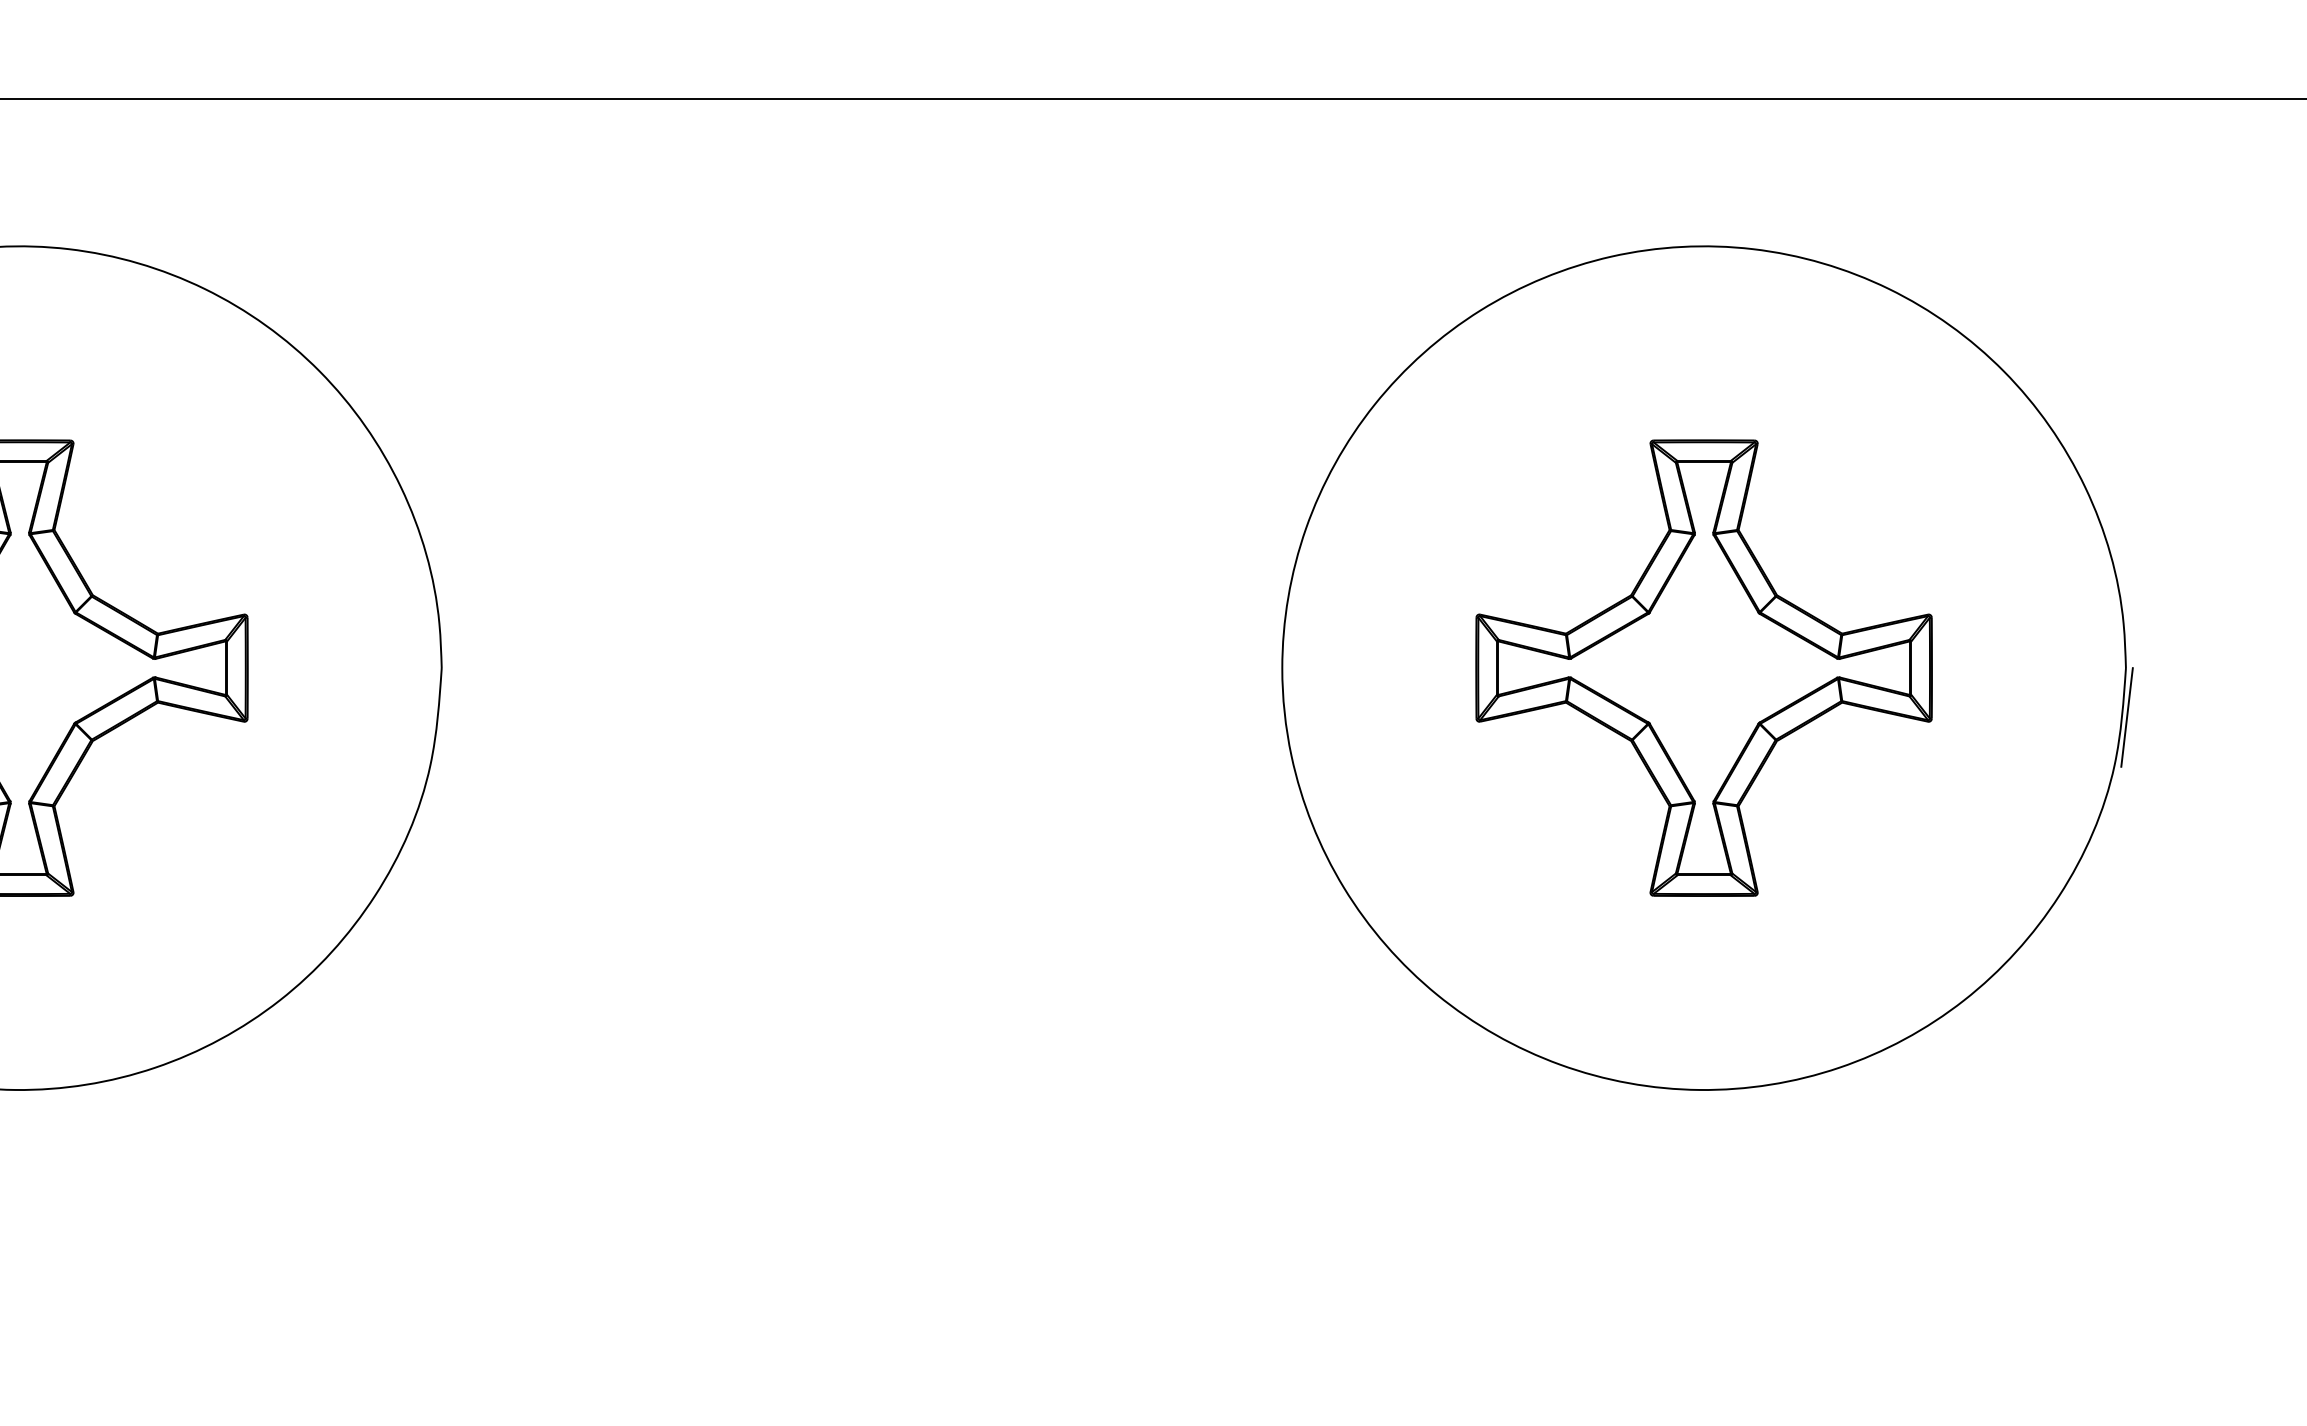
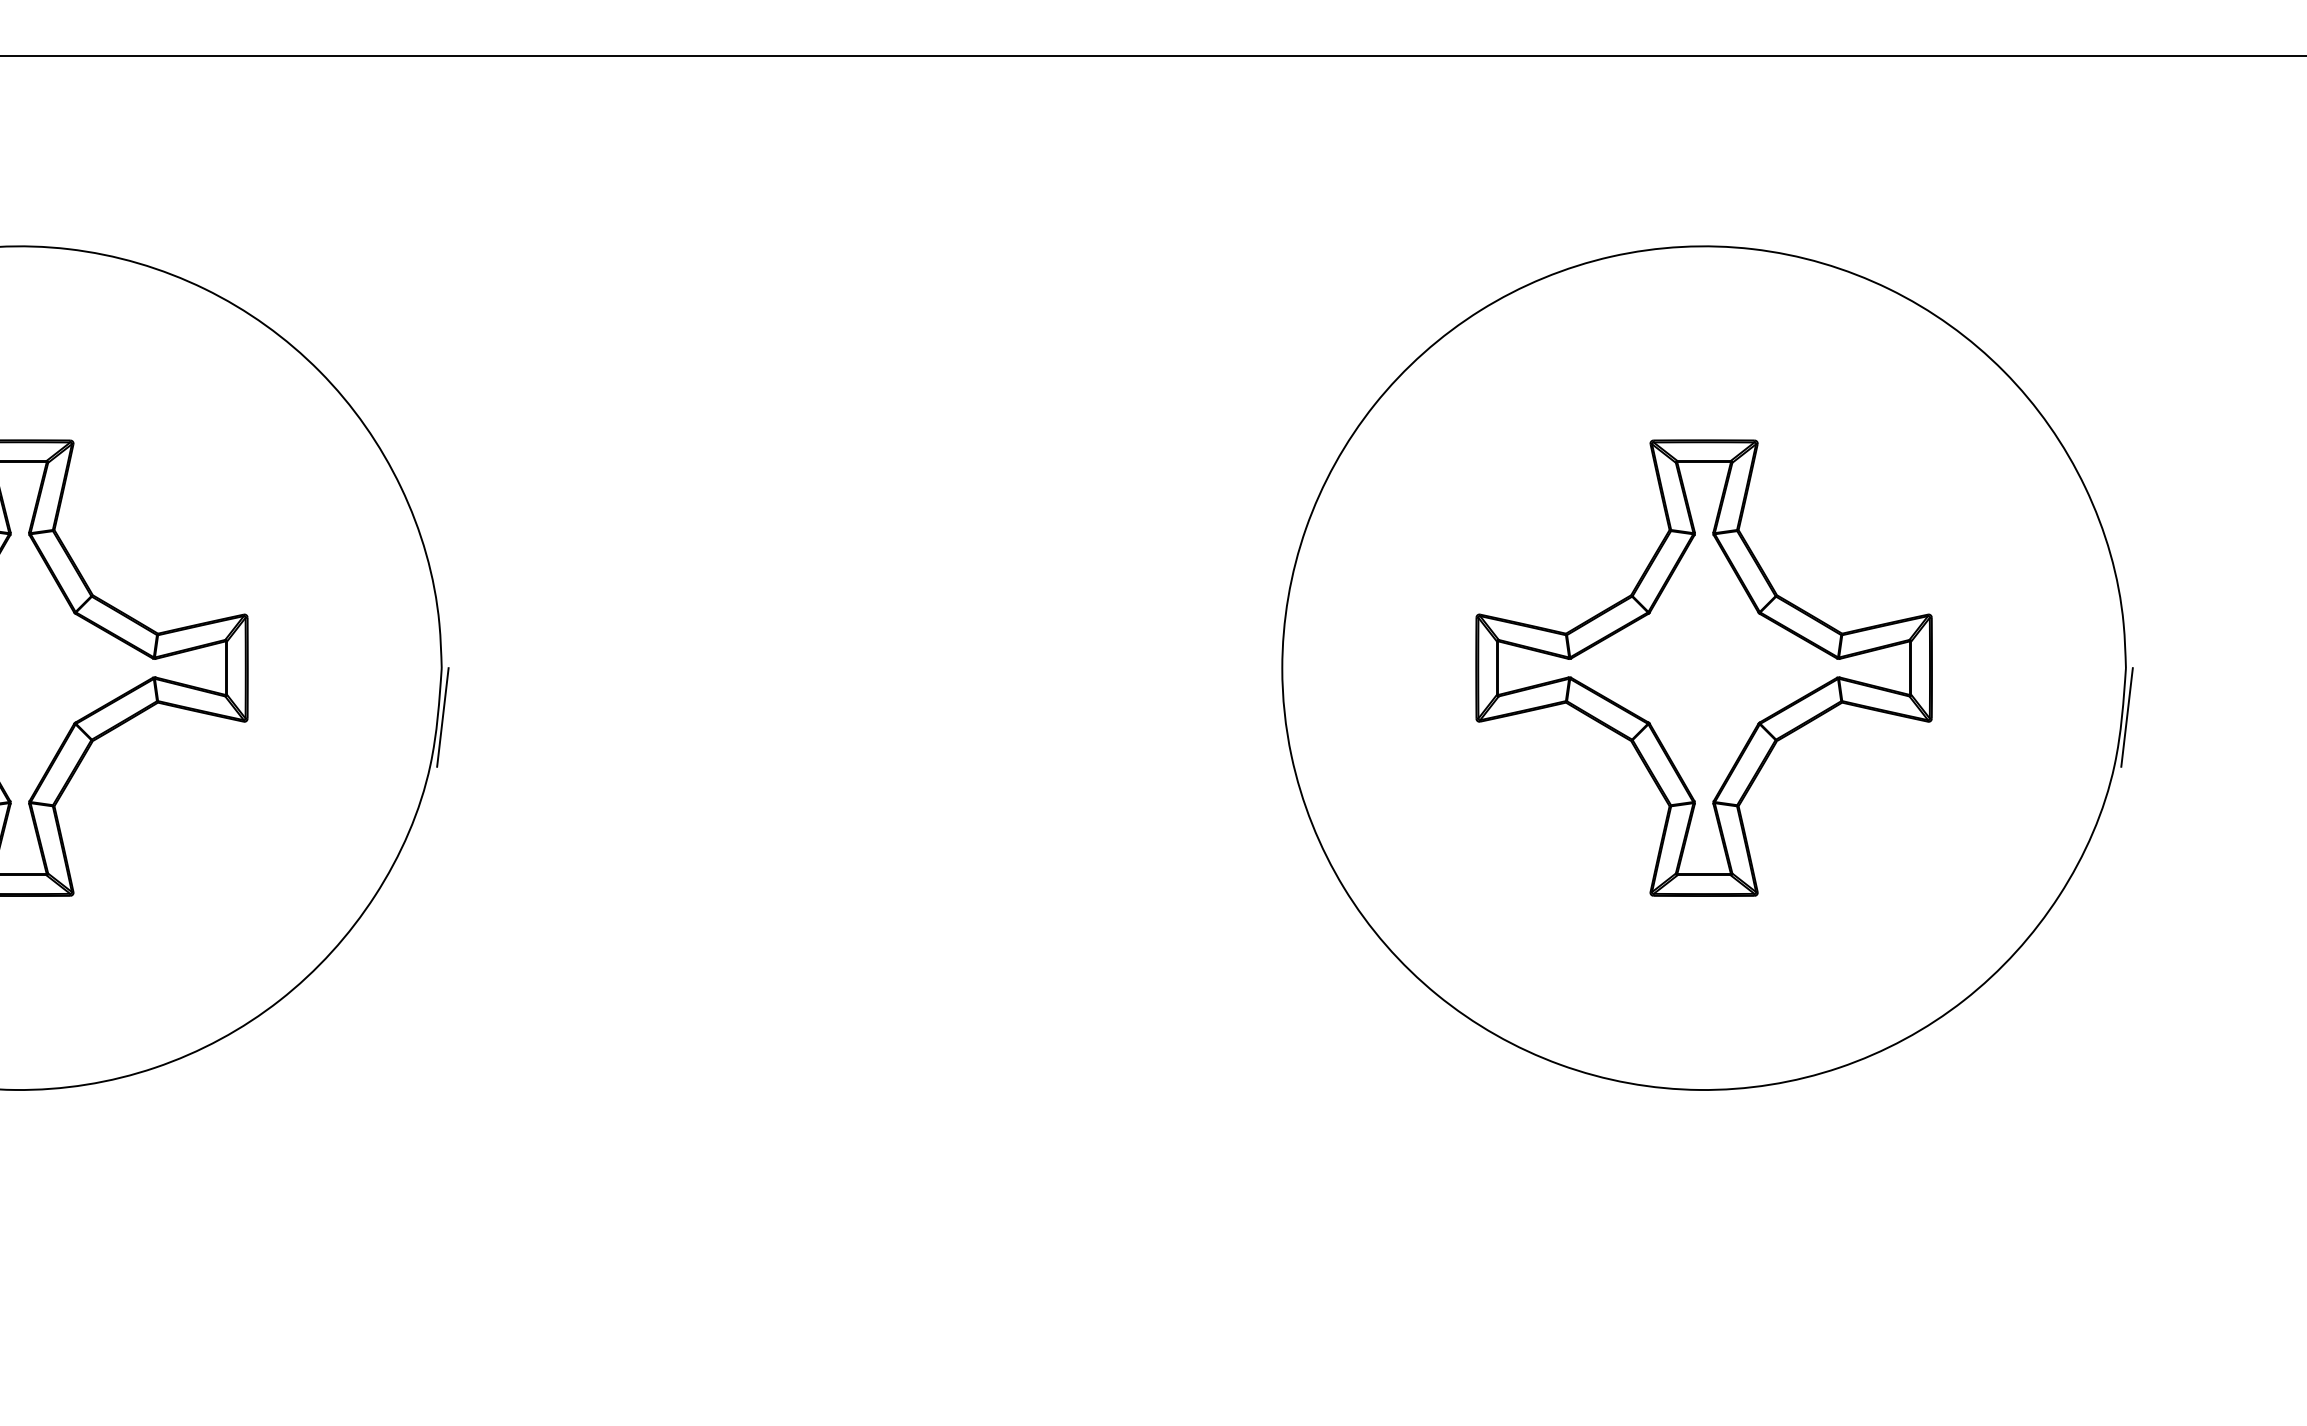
line position: (1152, 98) -> (1152, 55) (1152, 55)
line: none -> present (442, 717)
